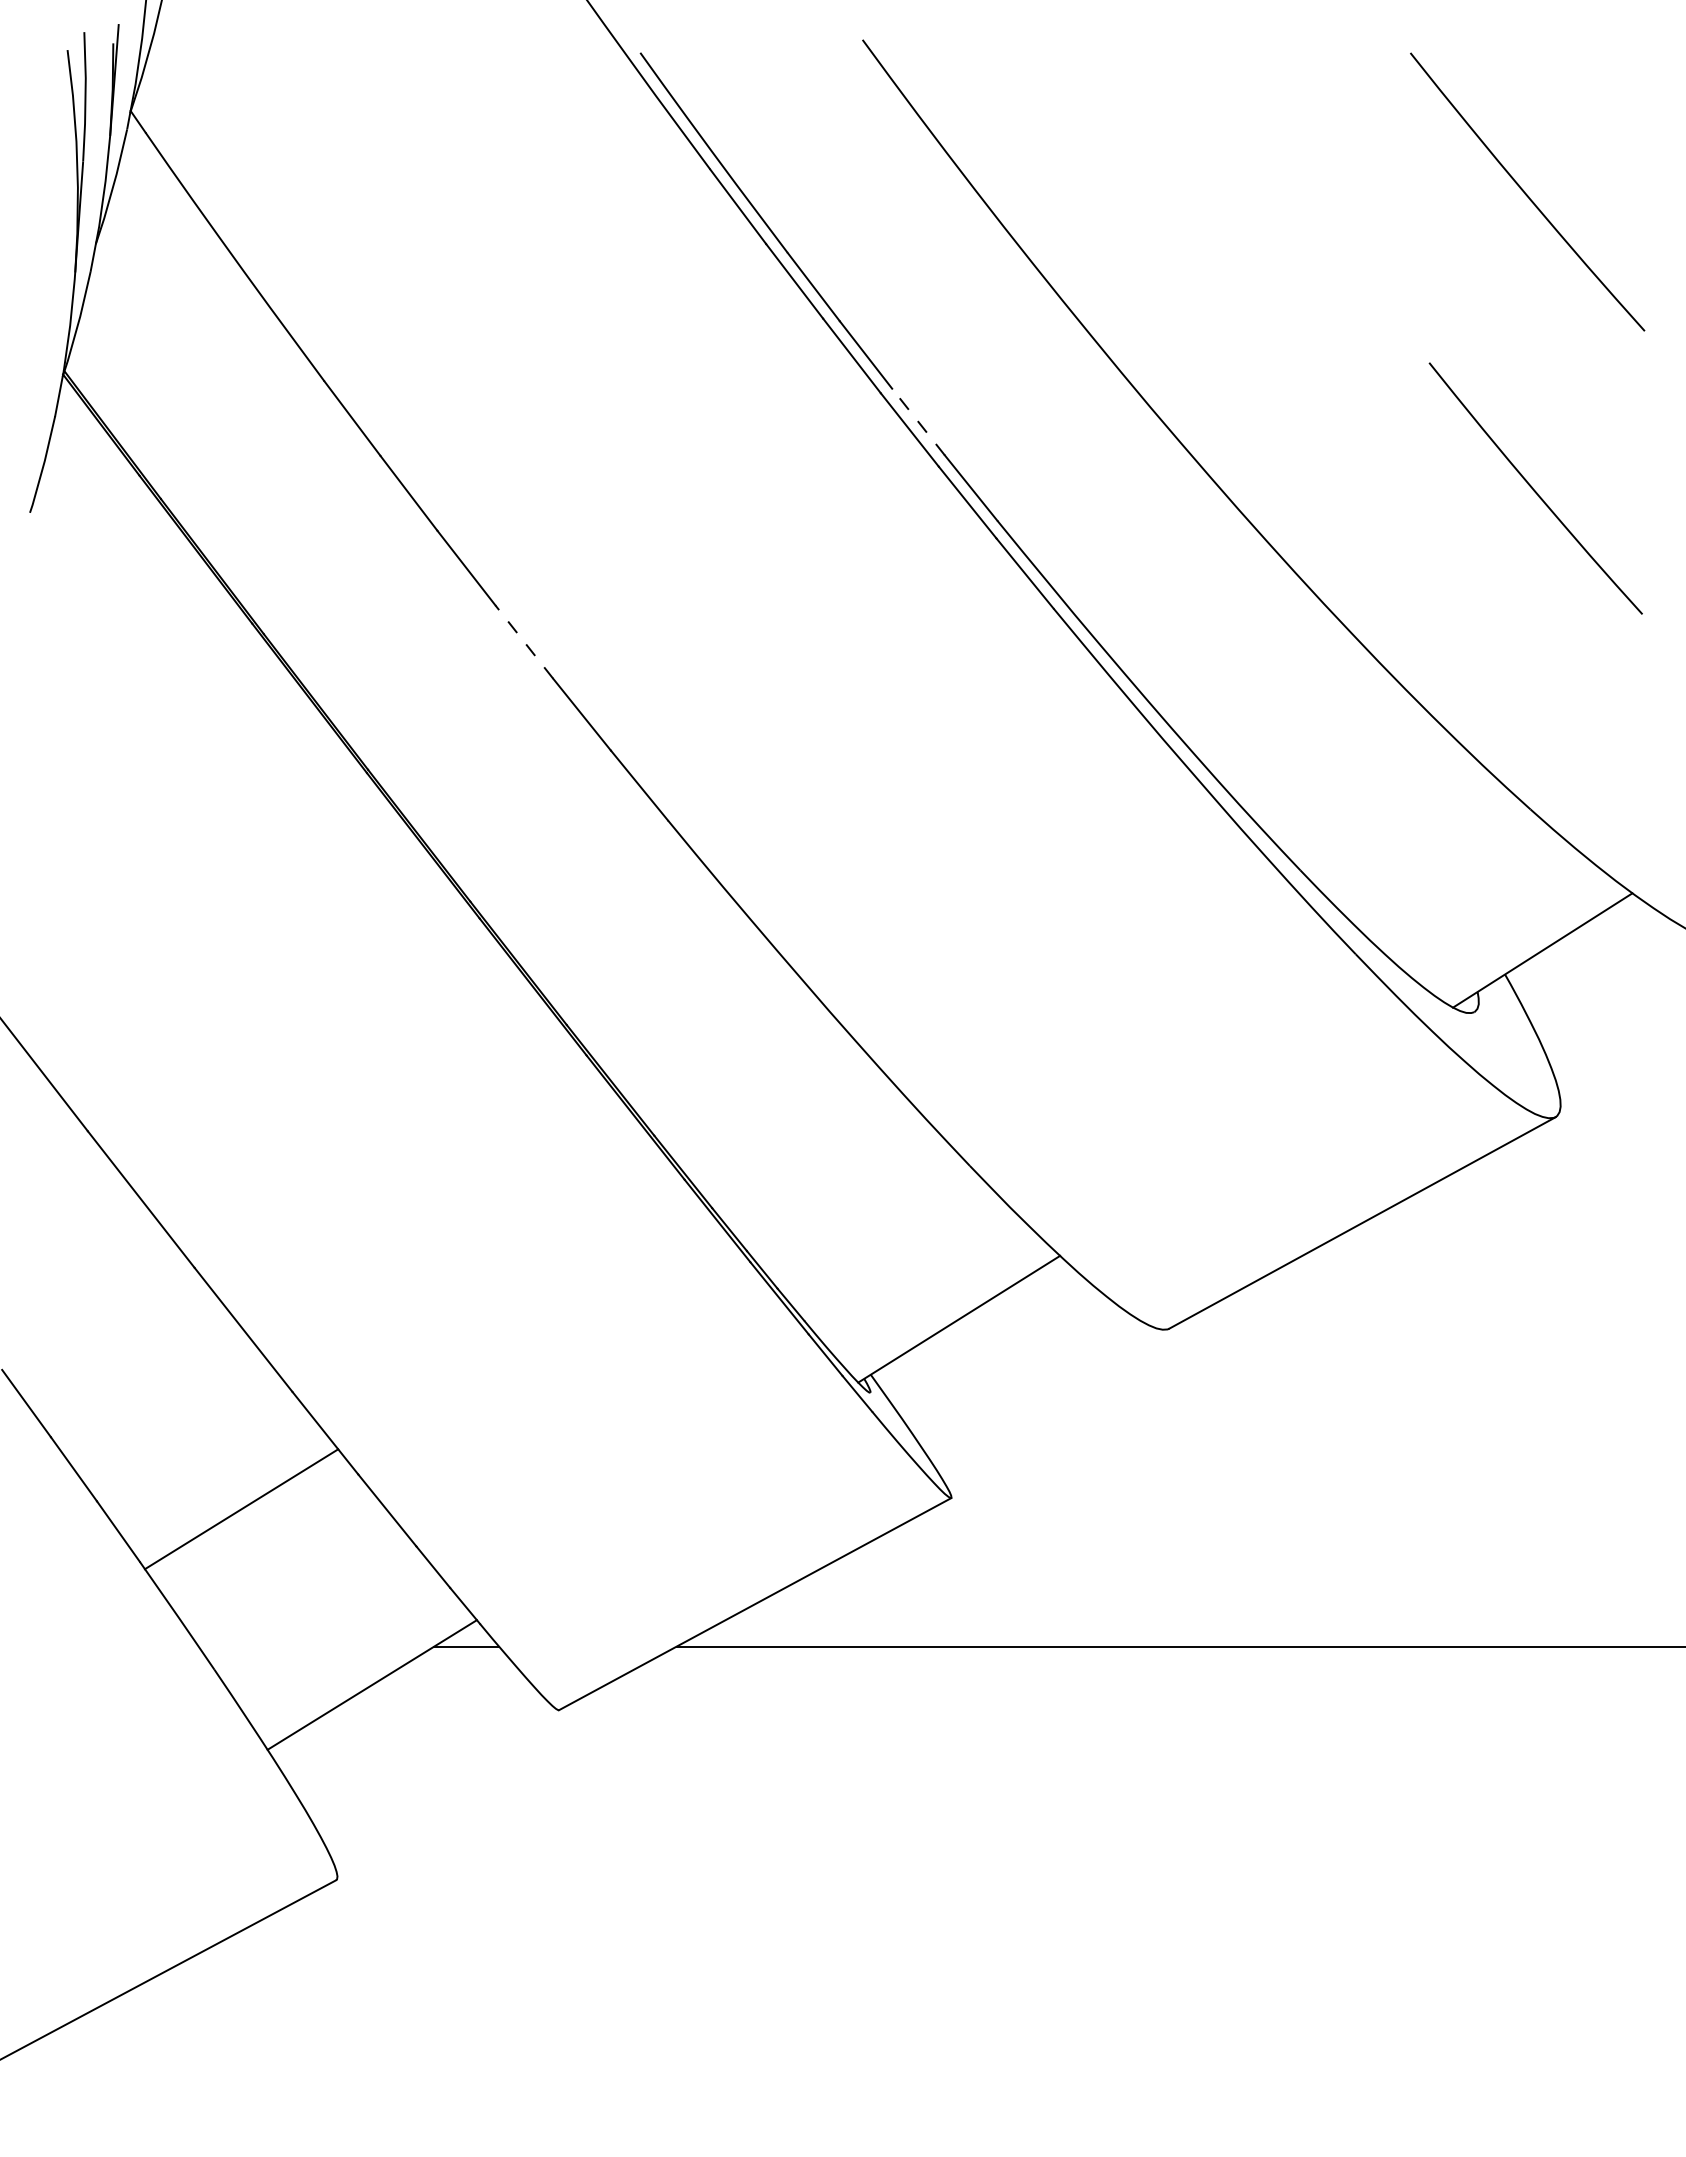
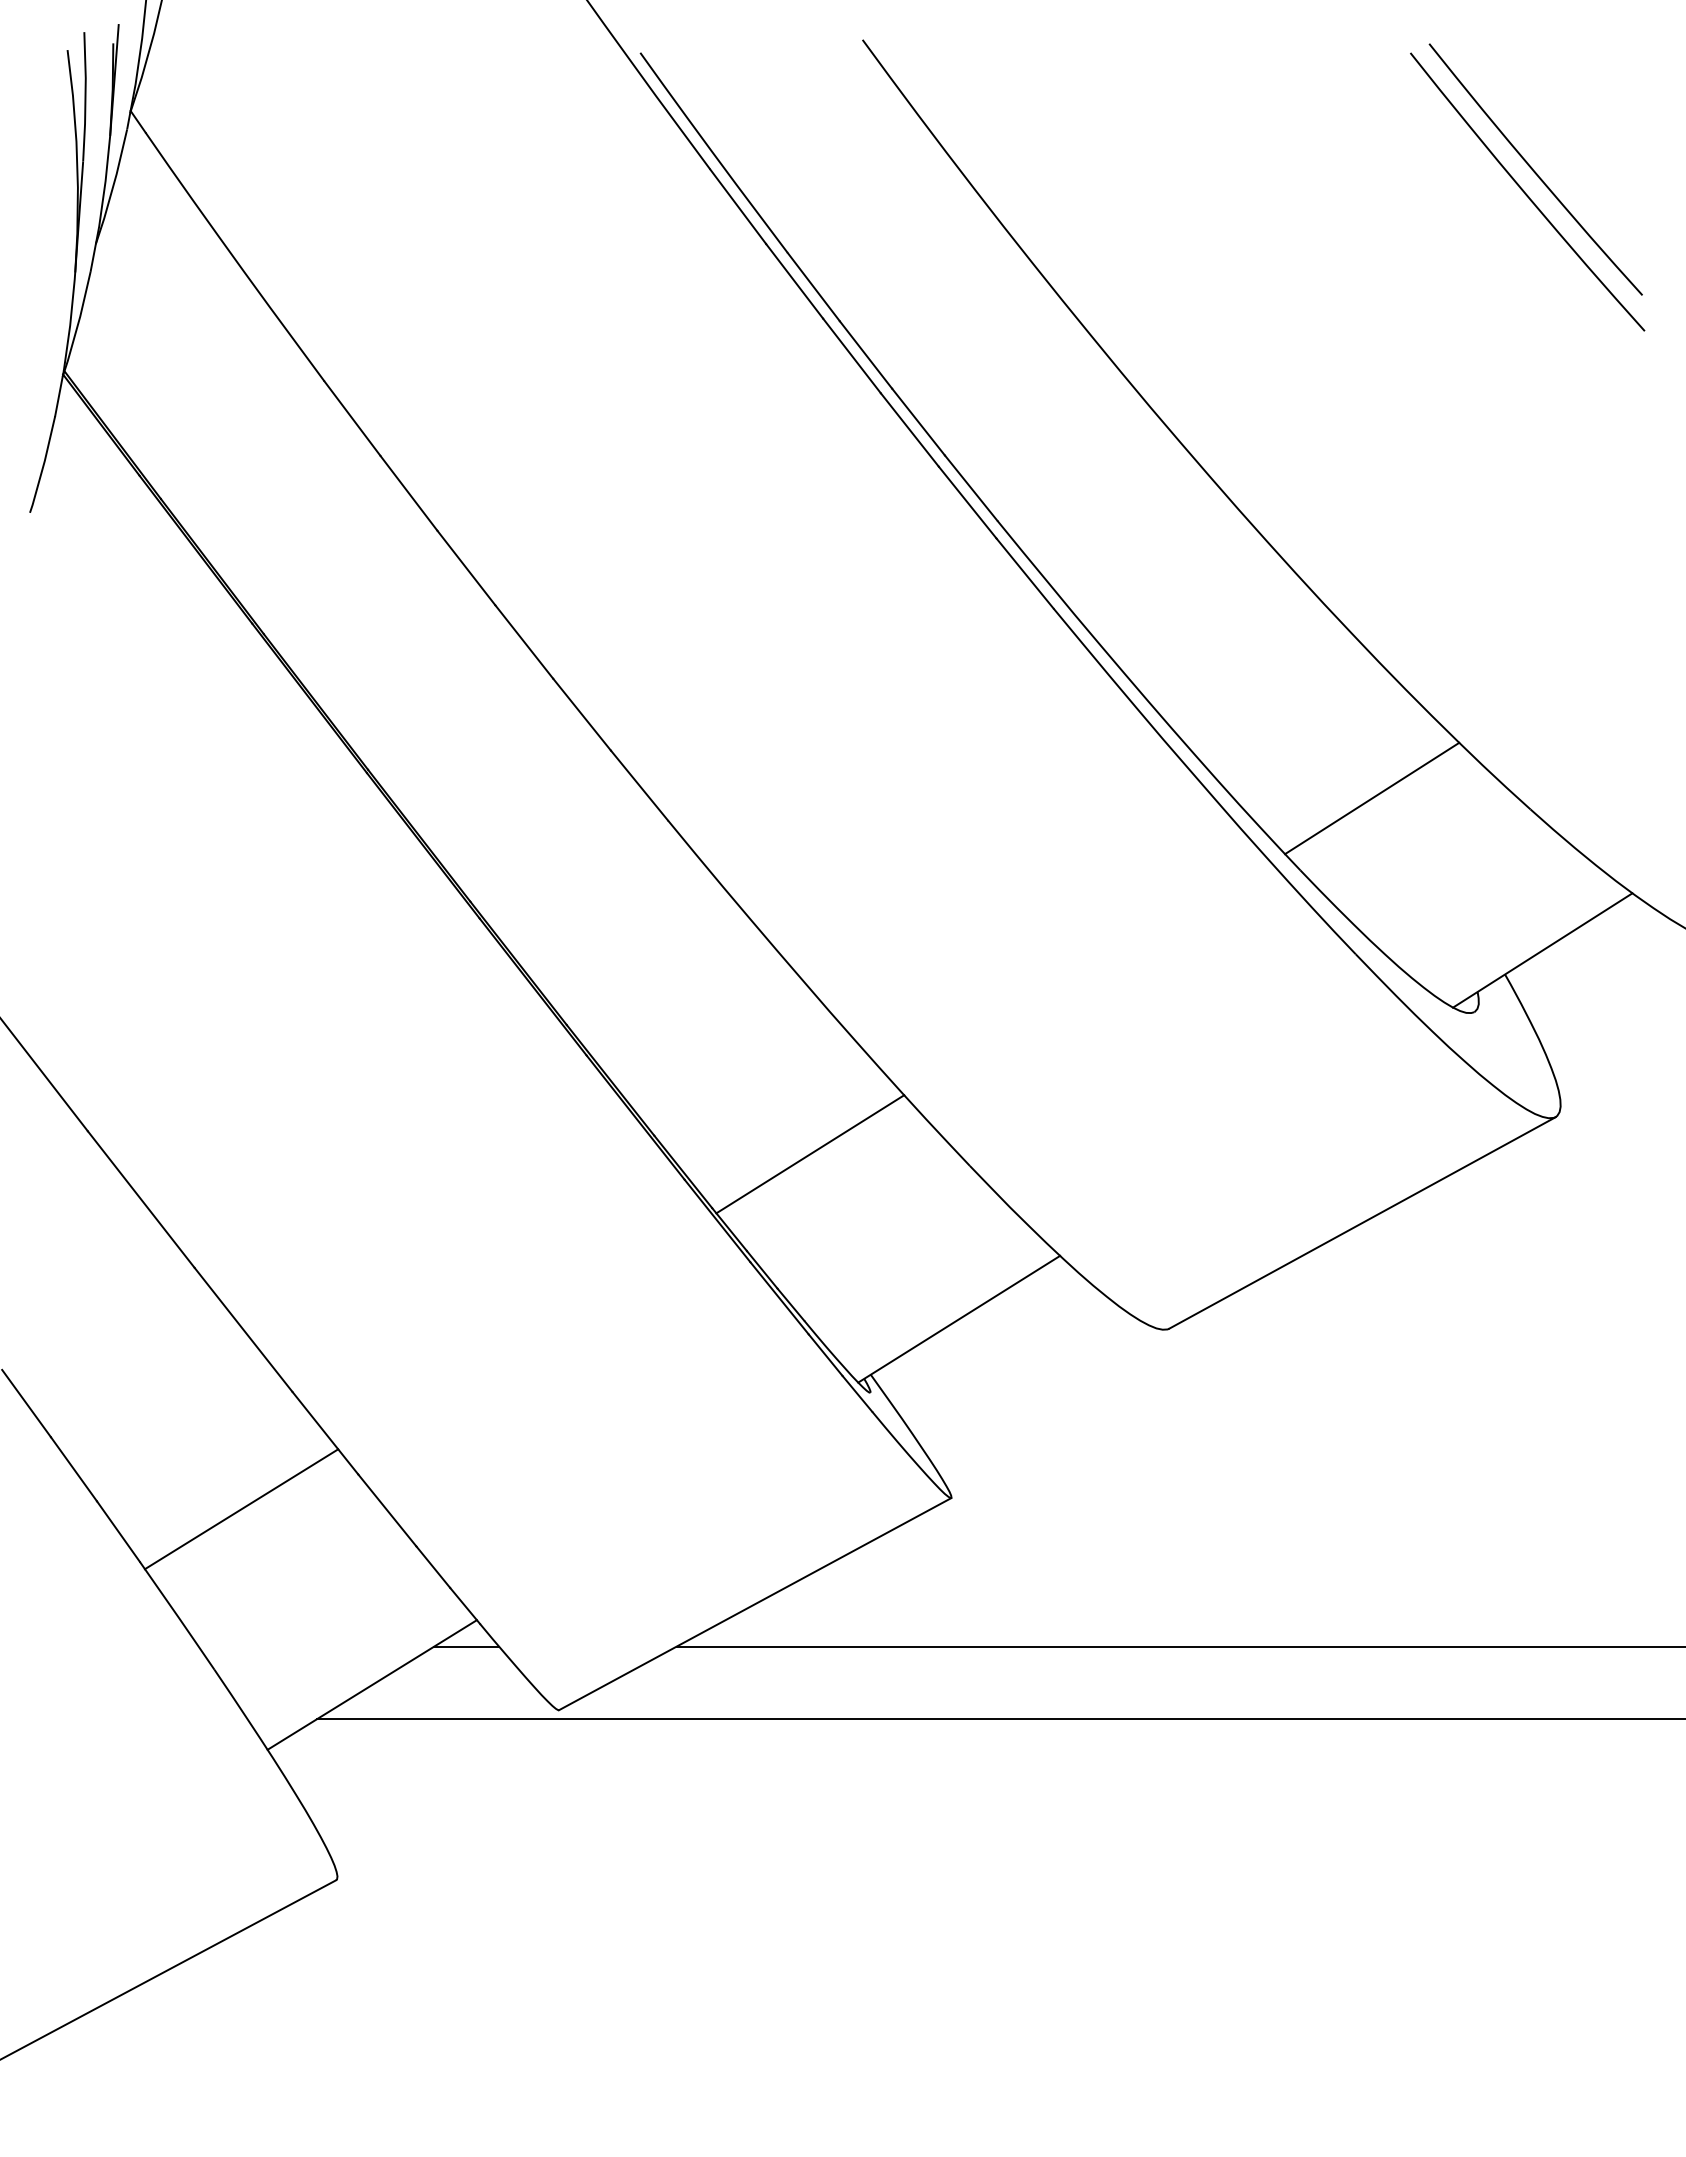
line: dashed -> solid (918, 422)
curve position: (1534, 489) -> (1534, 170) (1534, 170)
line: dashed -> solid (524, 642)
line: none -> present (1372, 798)
line: none -> present (810, 1154)
line: none -> present (999, 1719)
